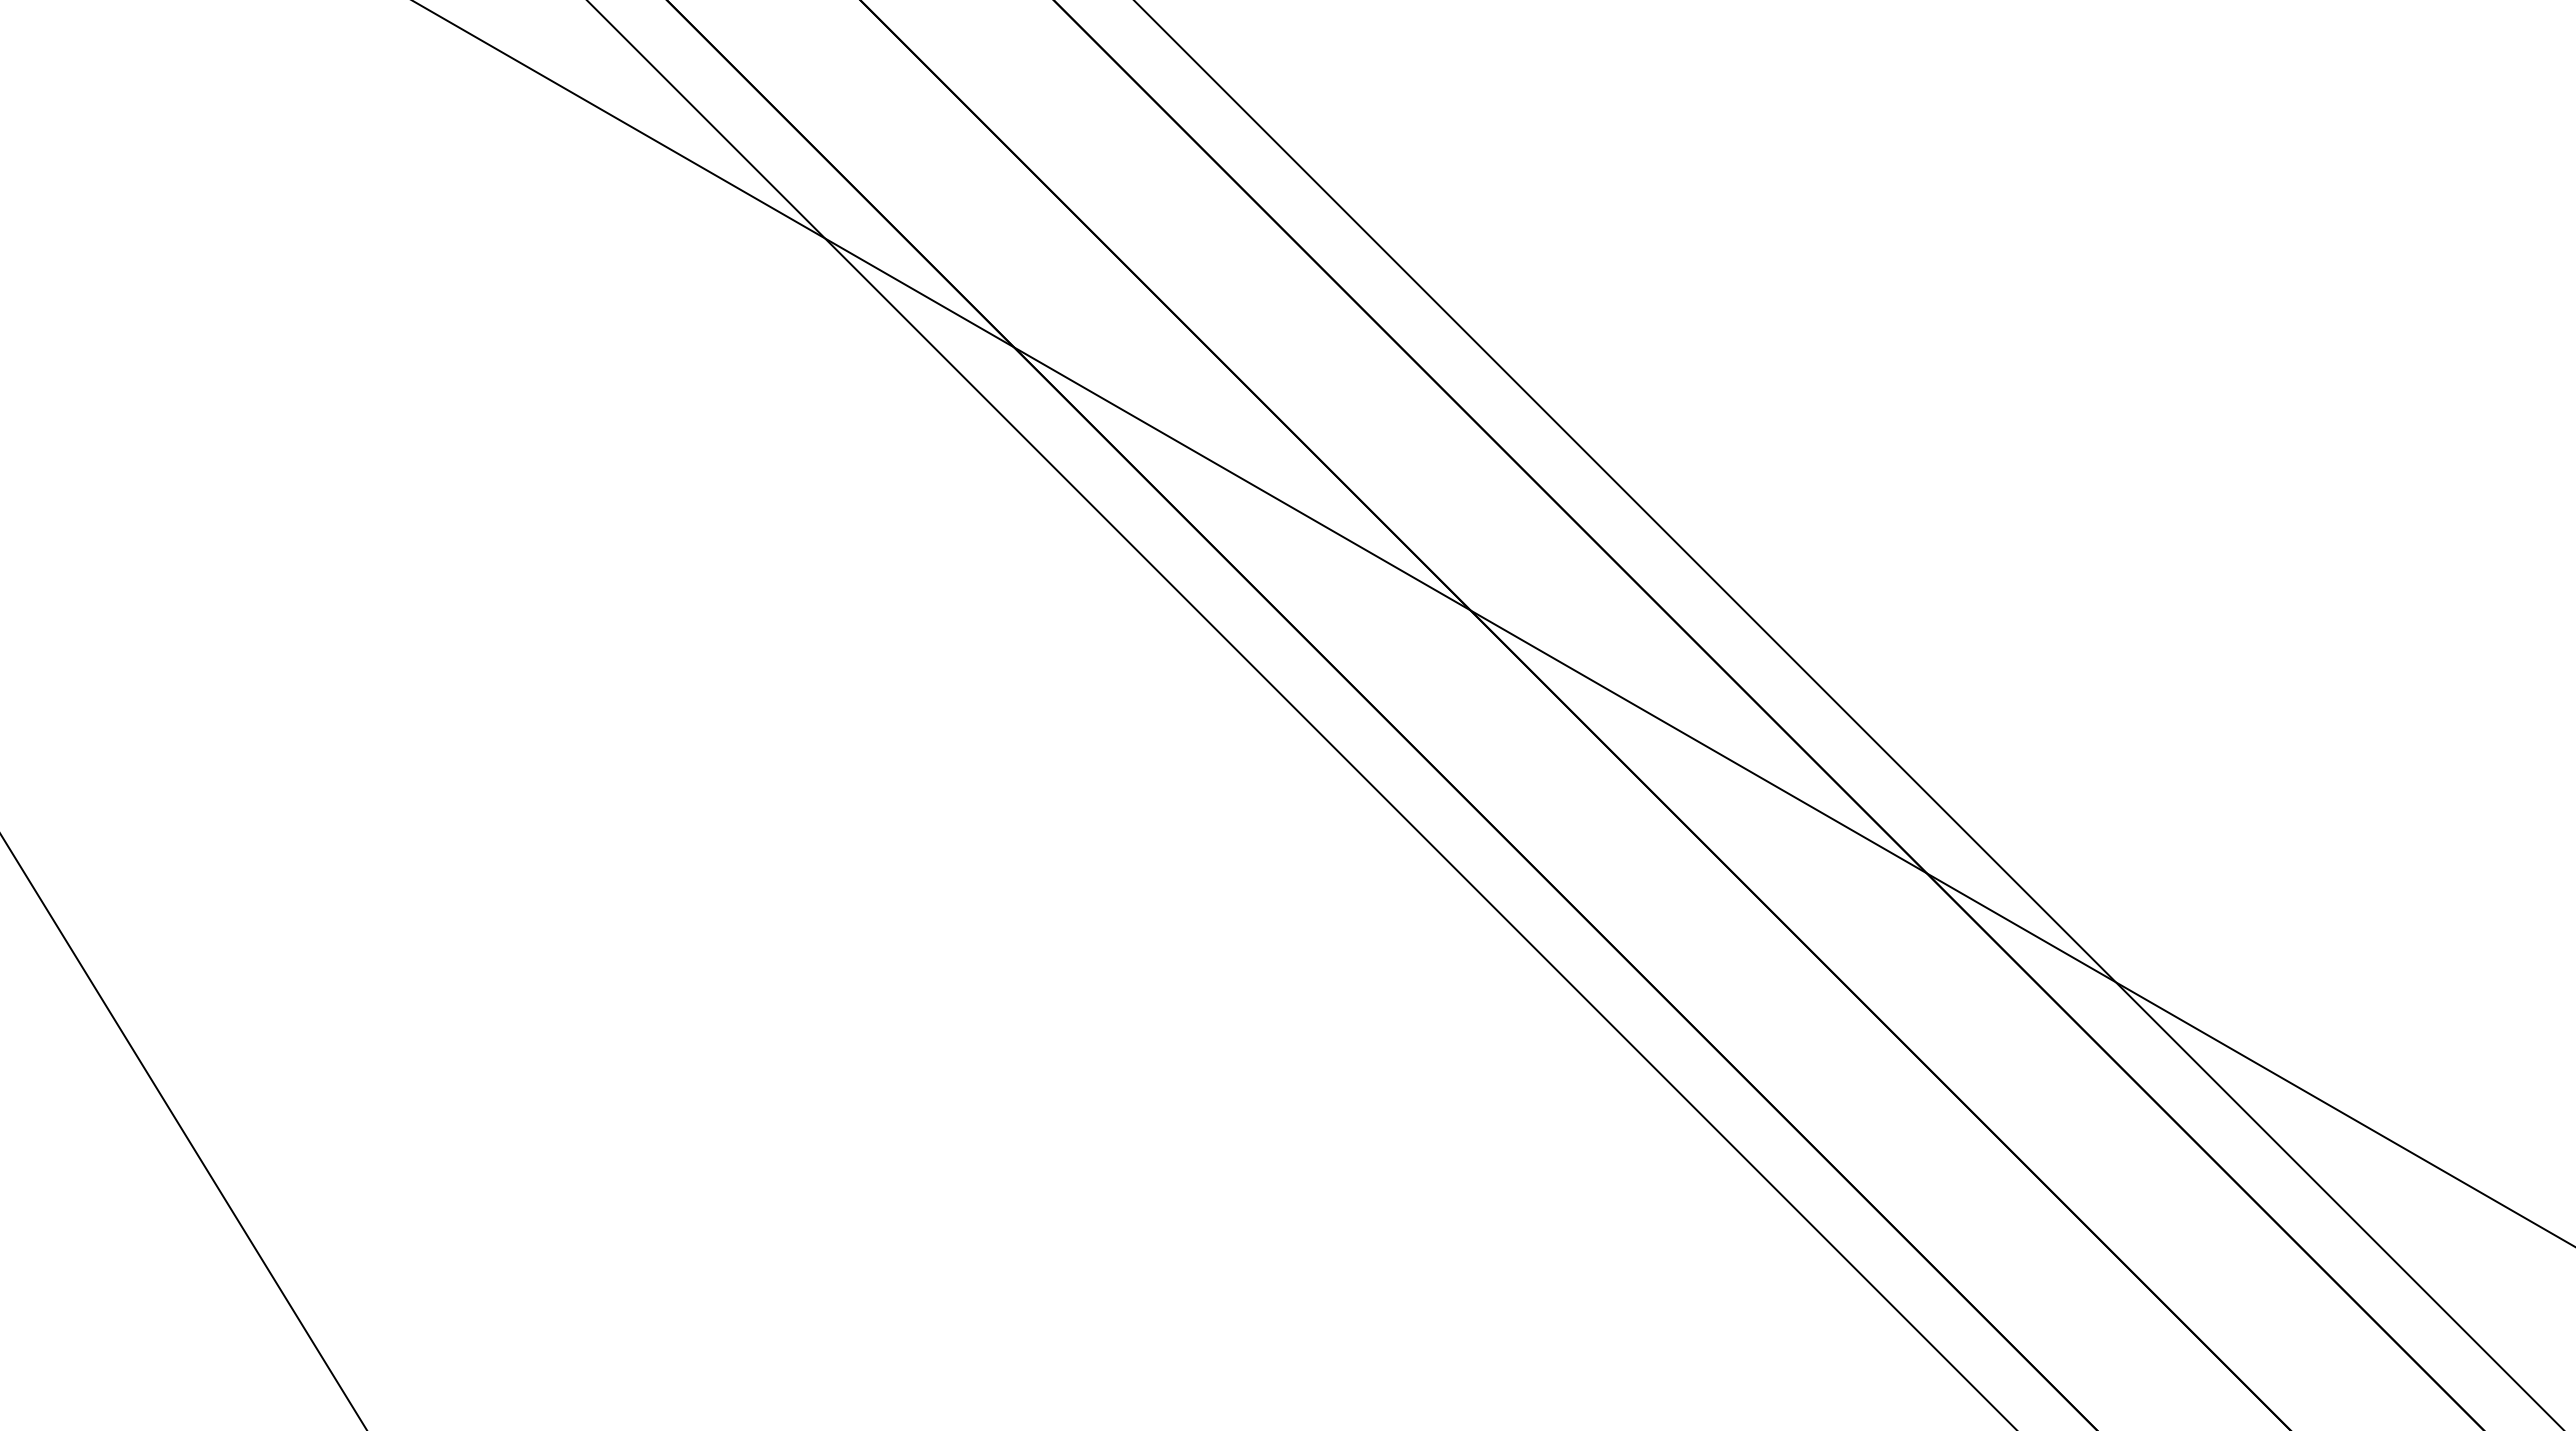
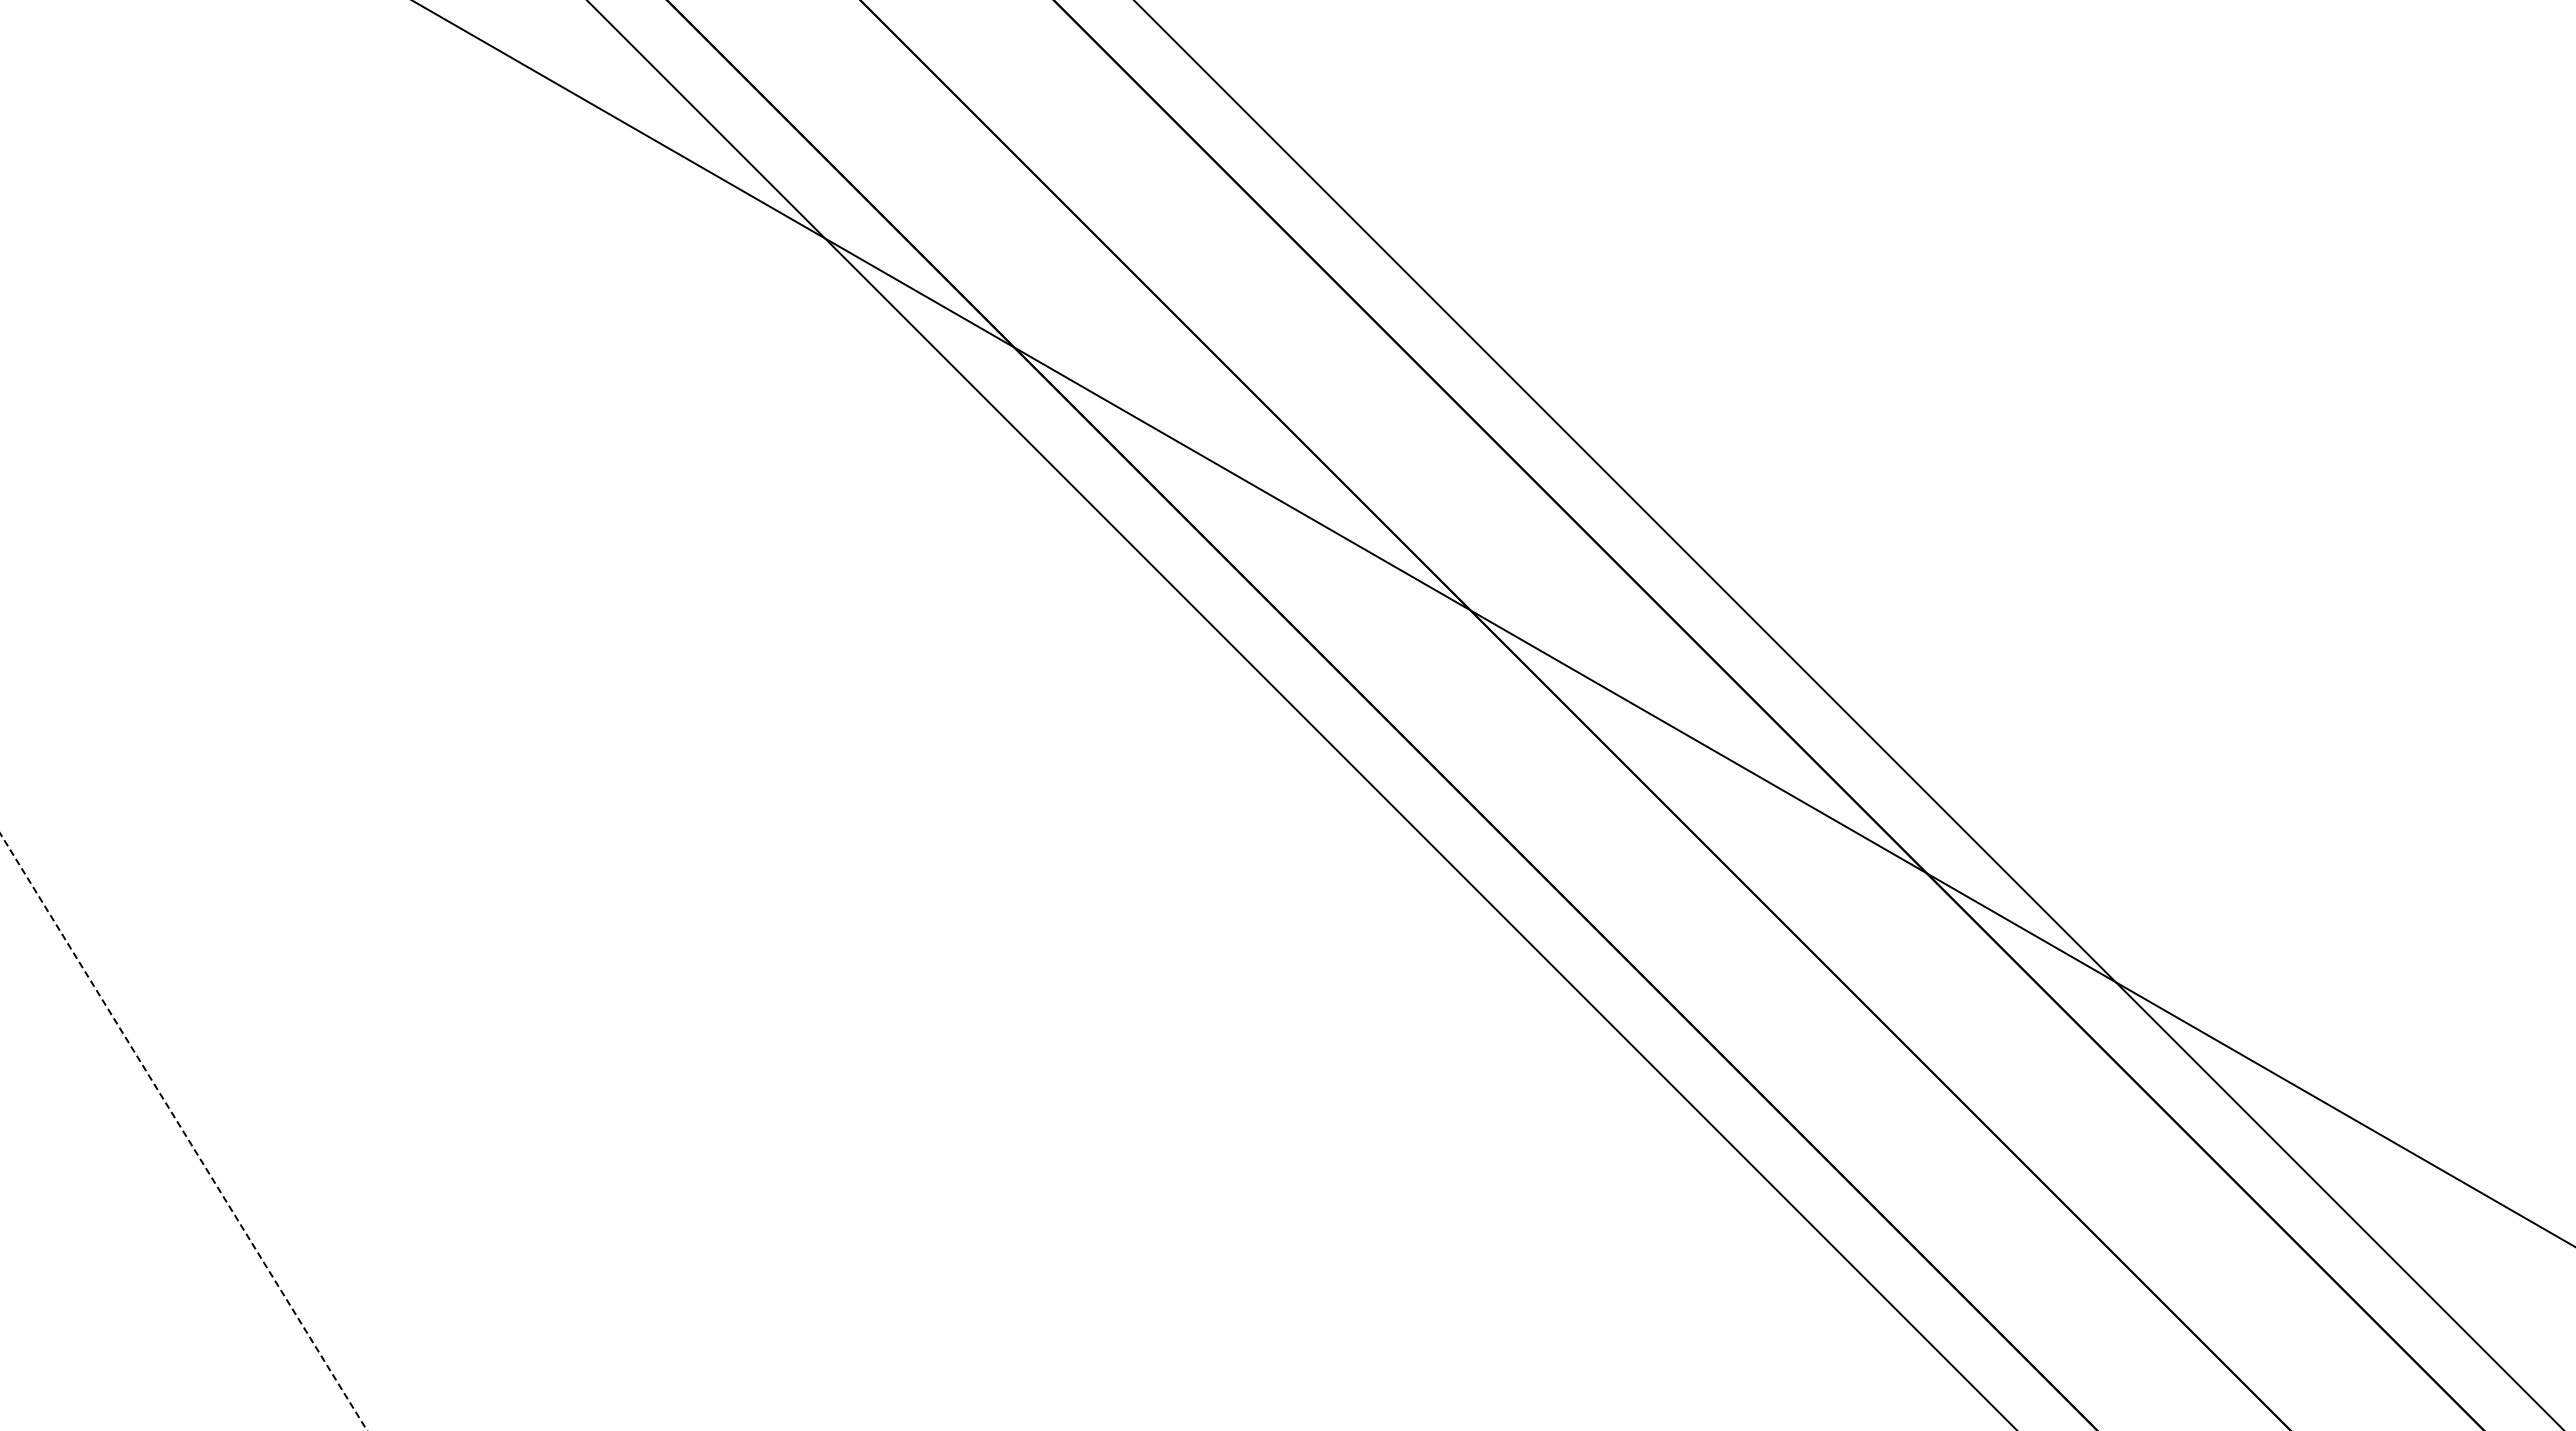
line: solid -> dashed (183, 1131)
